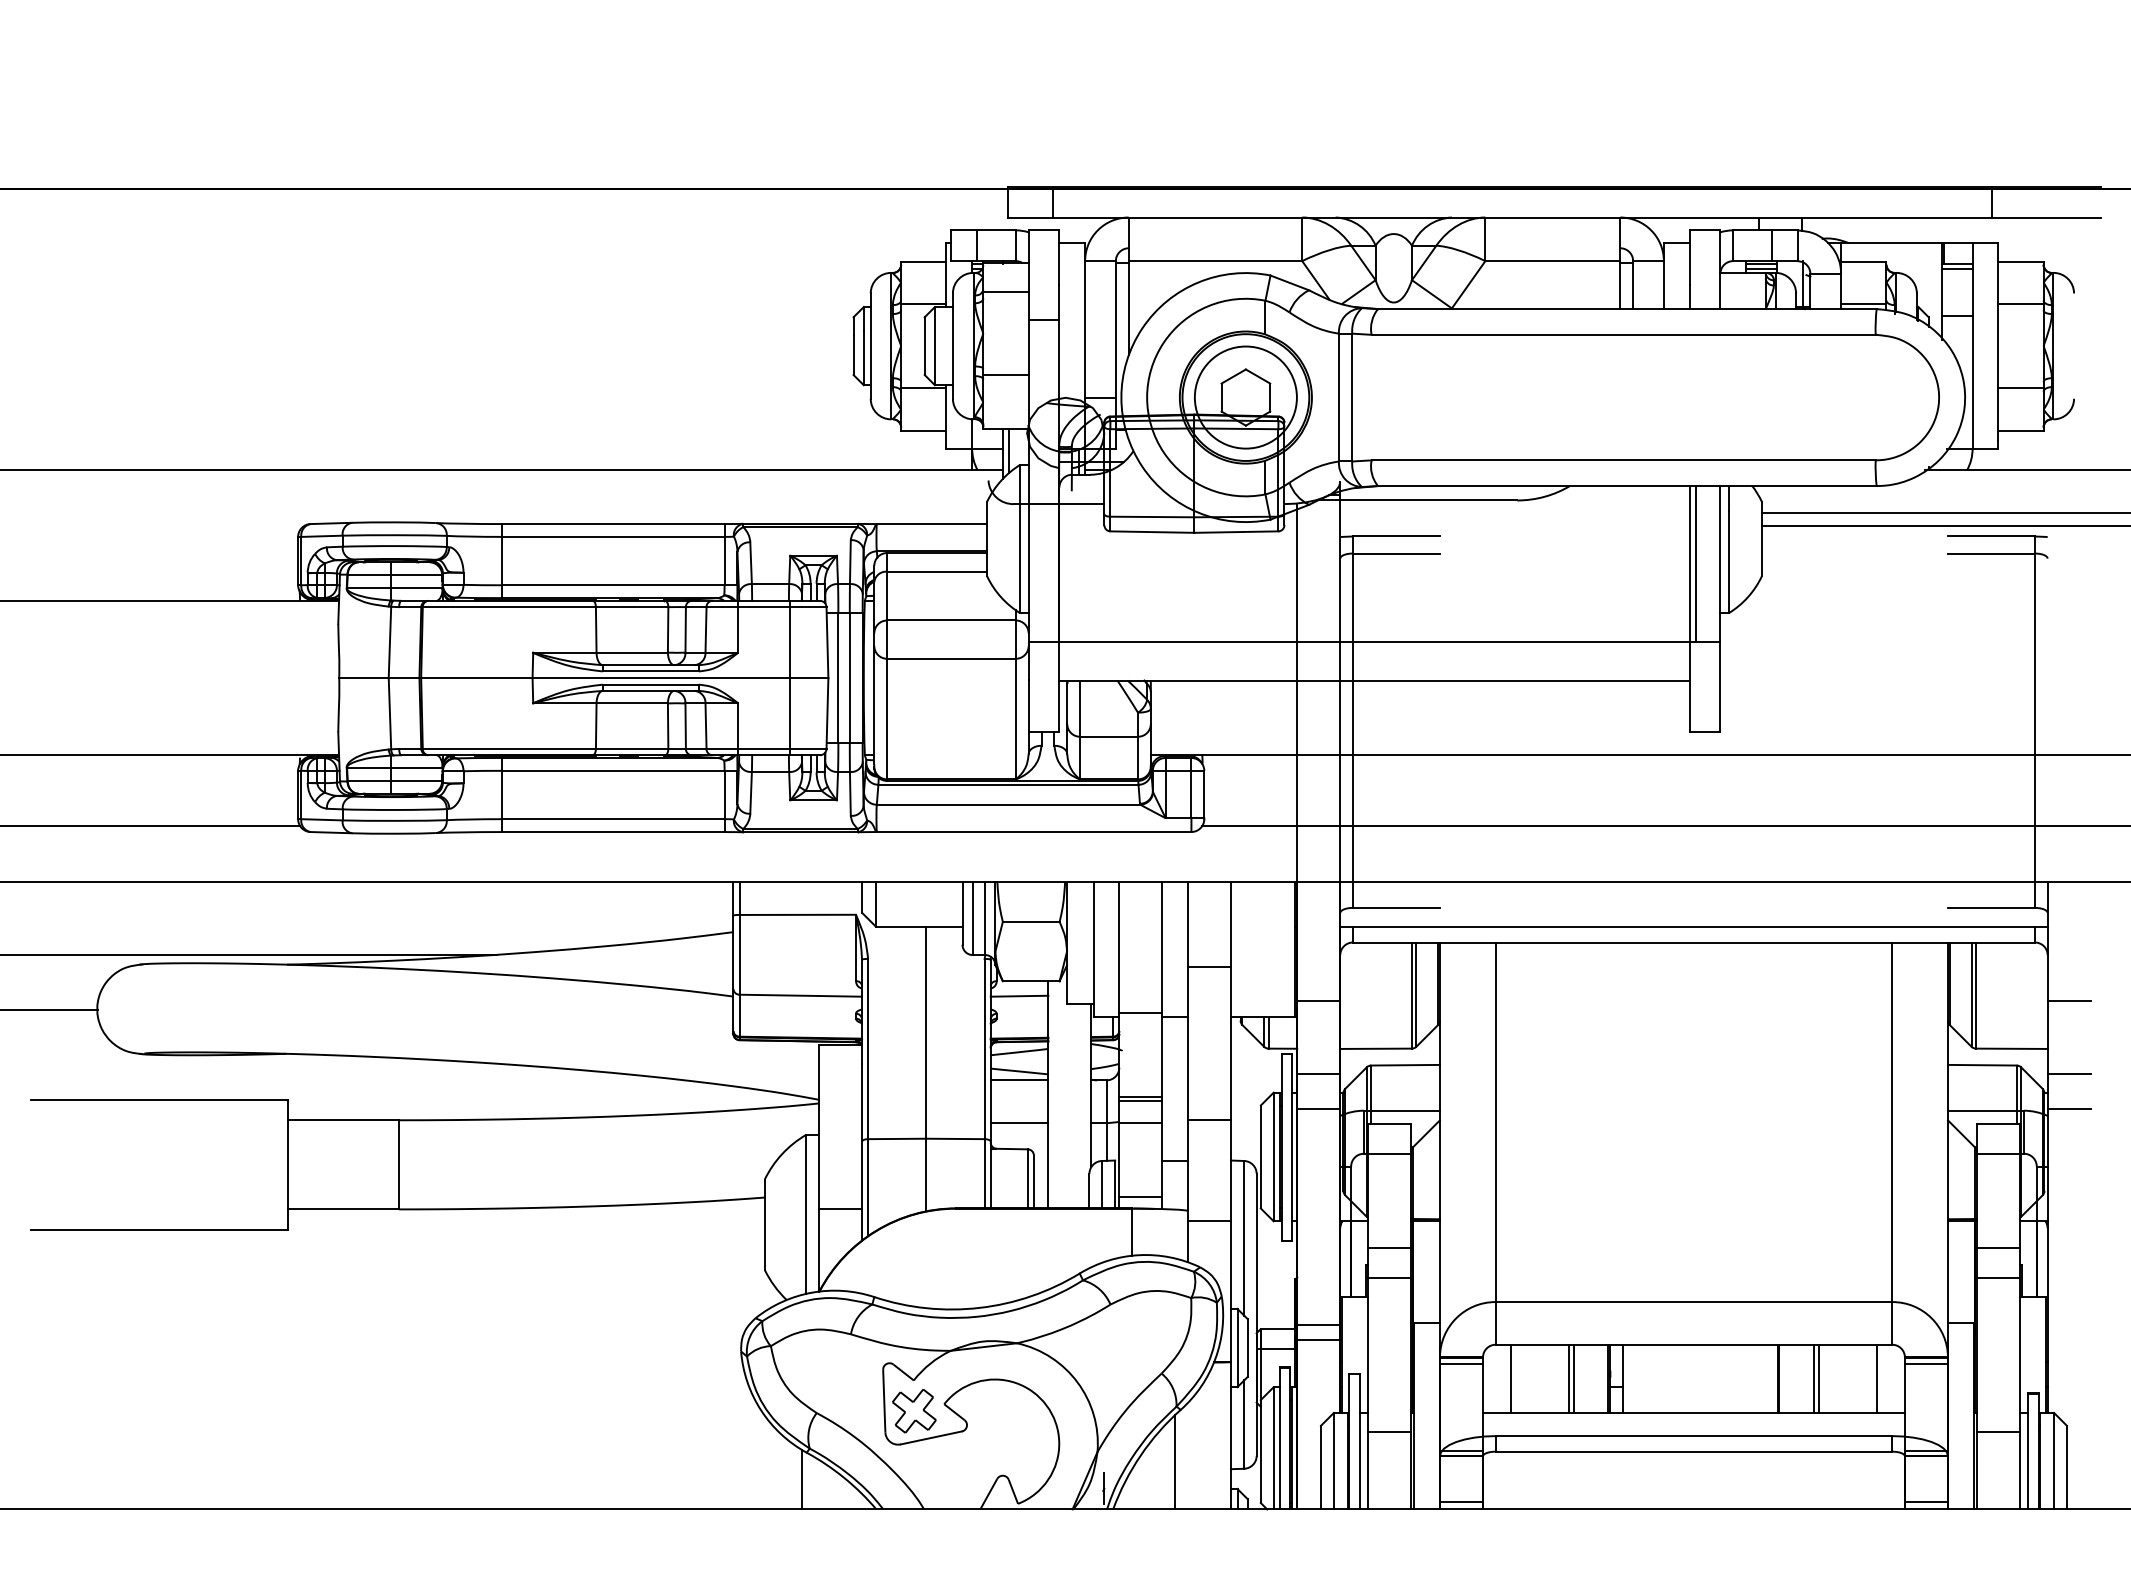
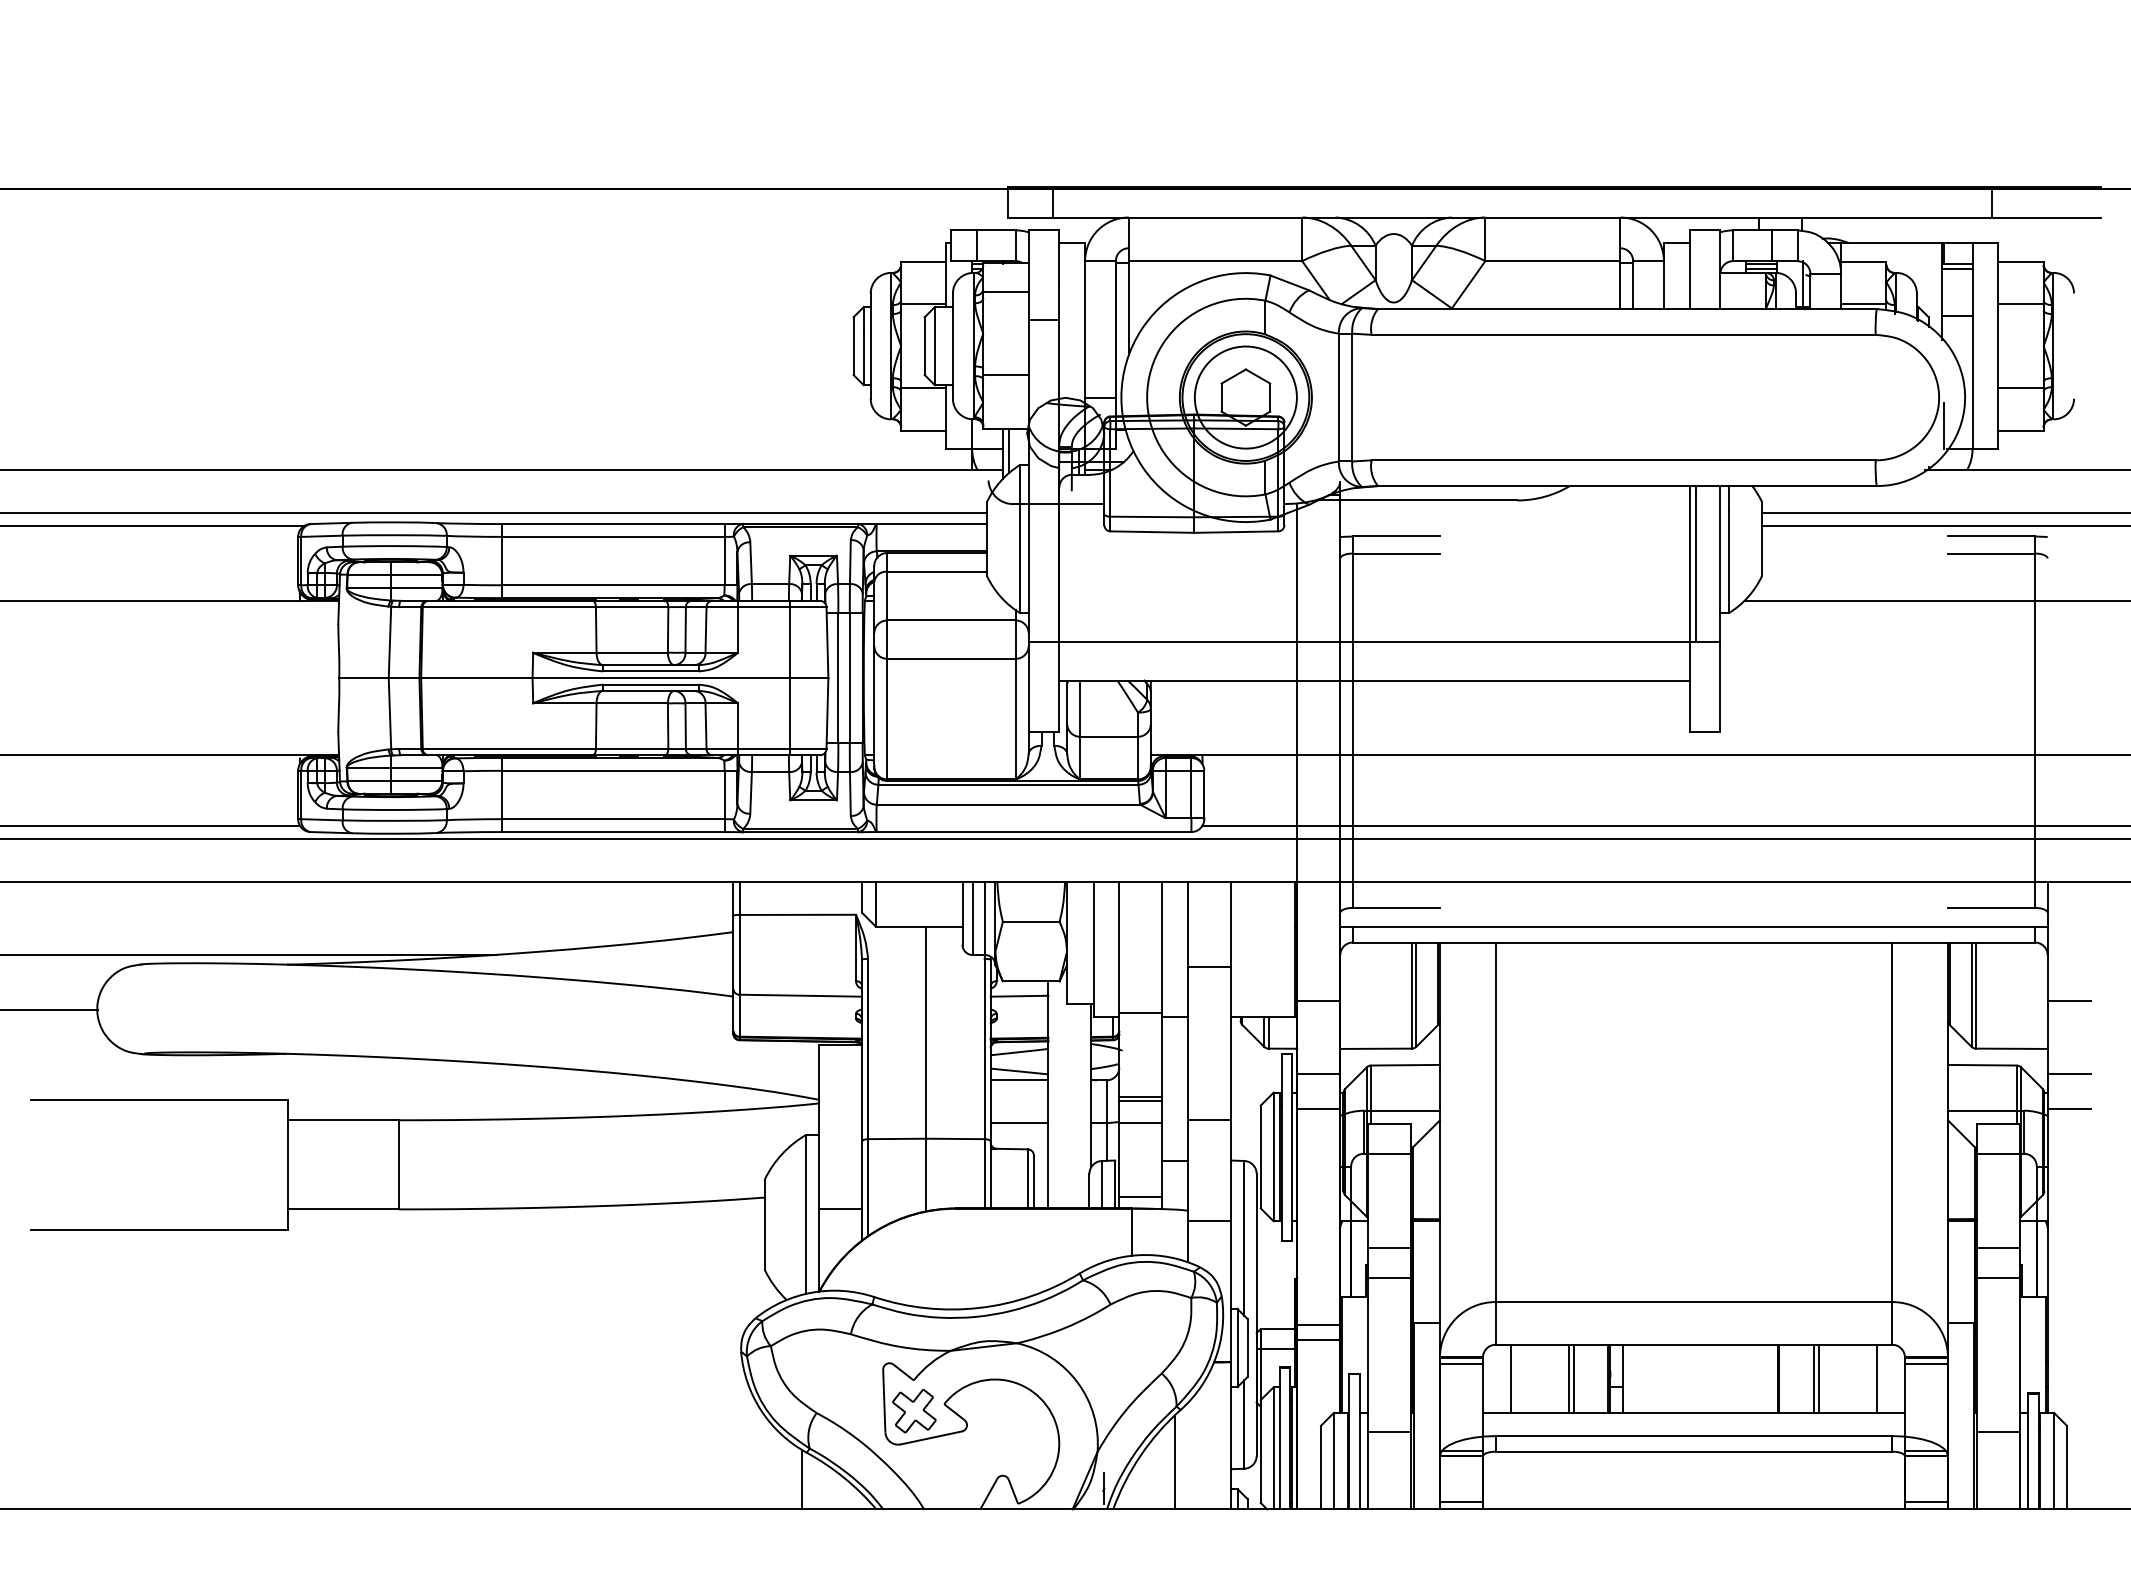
line: none -> present (1944, 426)
line: none -> present (494, 513)
line: none -> present (153, 526)
line: none -> present (1935, 600)
line: none -> present (1064, 838)
